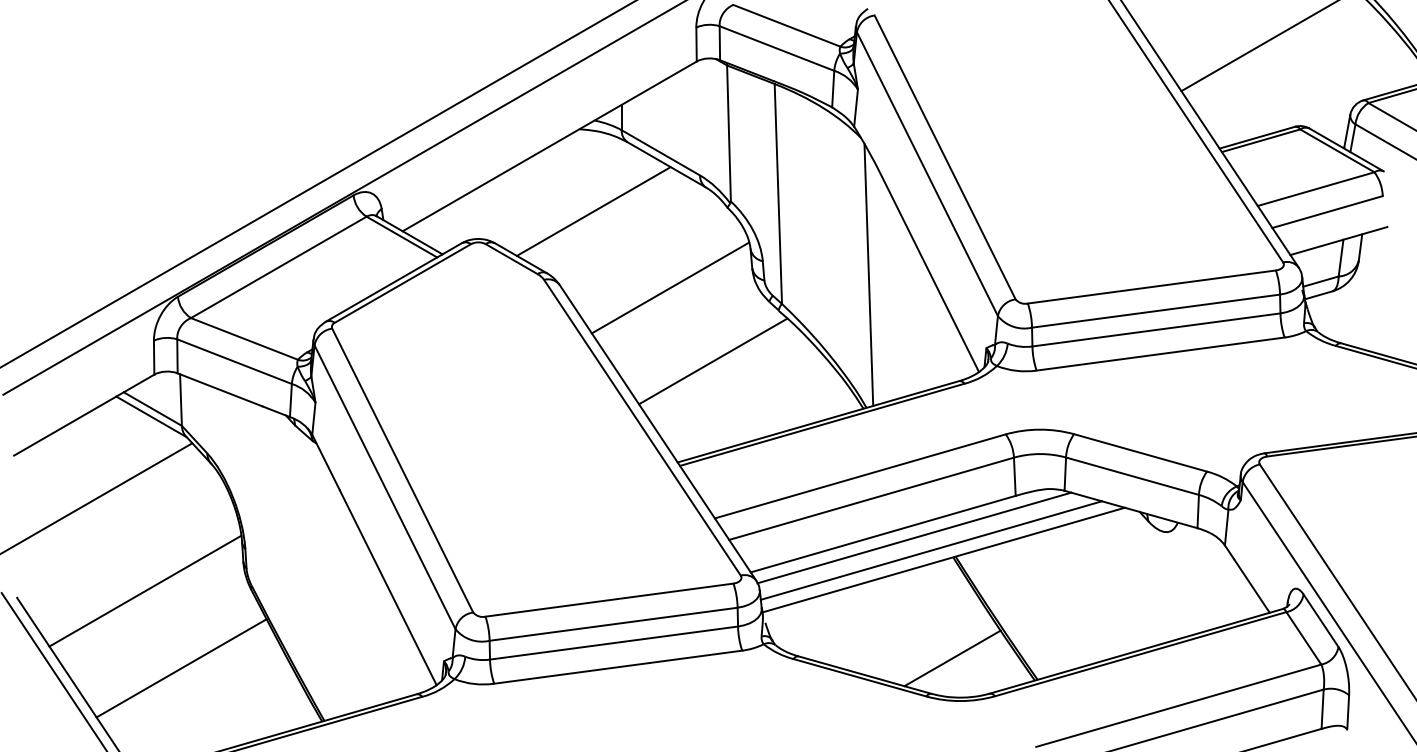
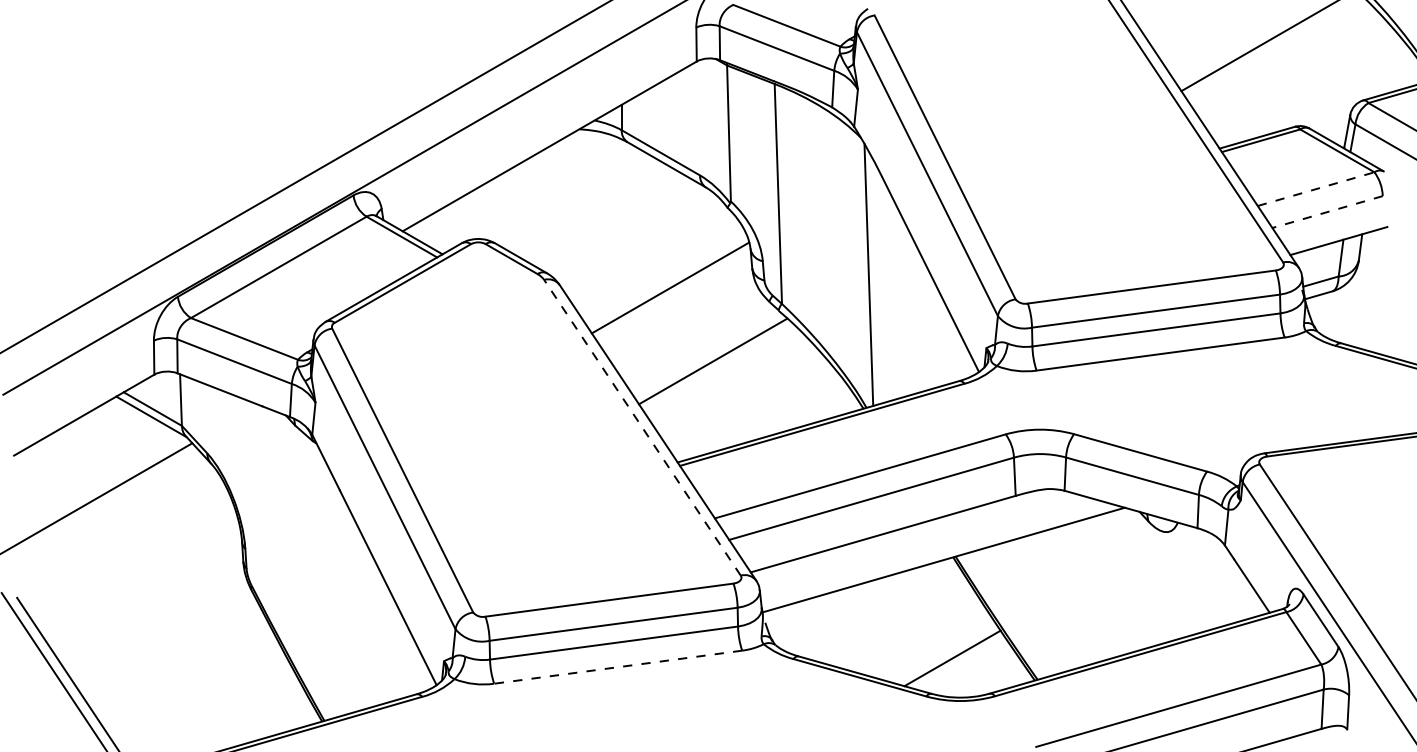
line position: (317, 184) -> (305, 176) (305, 176)
line: solid -> dashed (1316, 189)
line: present -> none (593, 211)
line: solid -> dashed (1327, 212)
line: solid -> dashed (642, 427)
line: present -> none (914, 537)
line: present -> none (930, 550)
line: present -> none (145, 590)
line: solid -> dashed (617, 667)
line: present -> none (181, 668)
